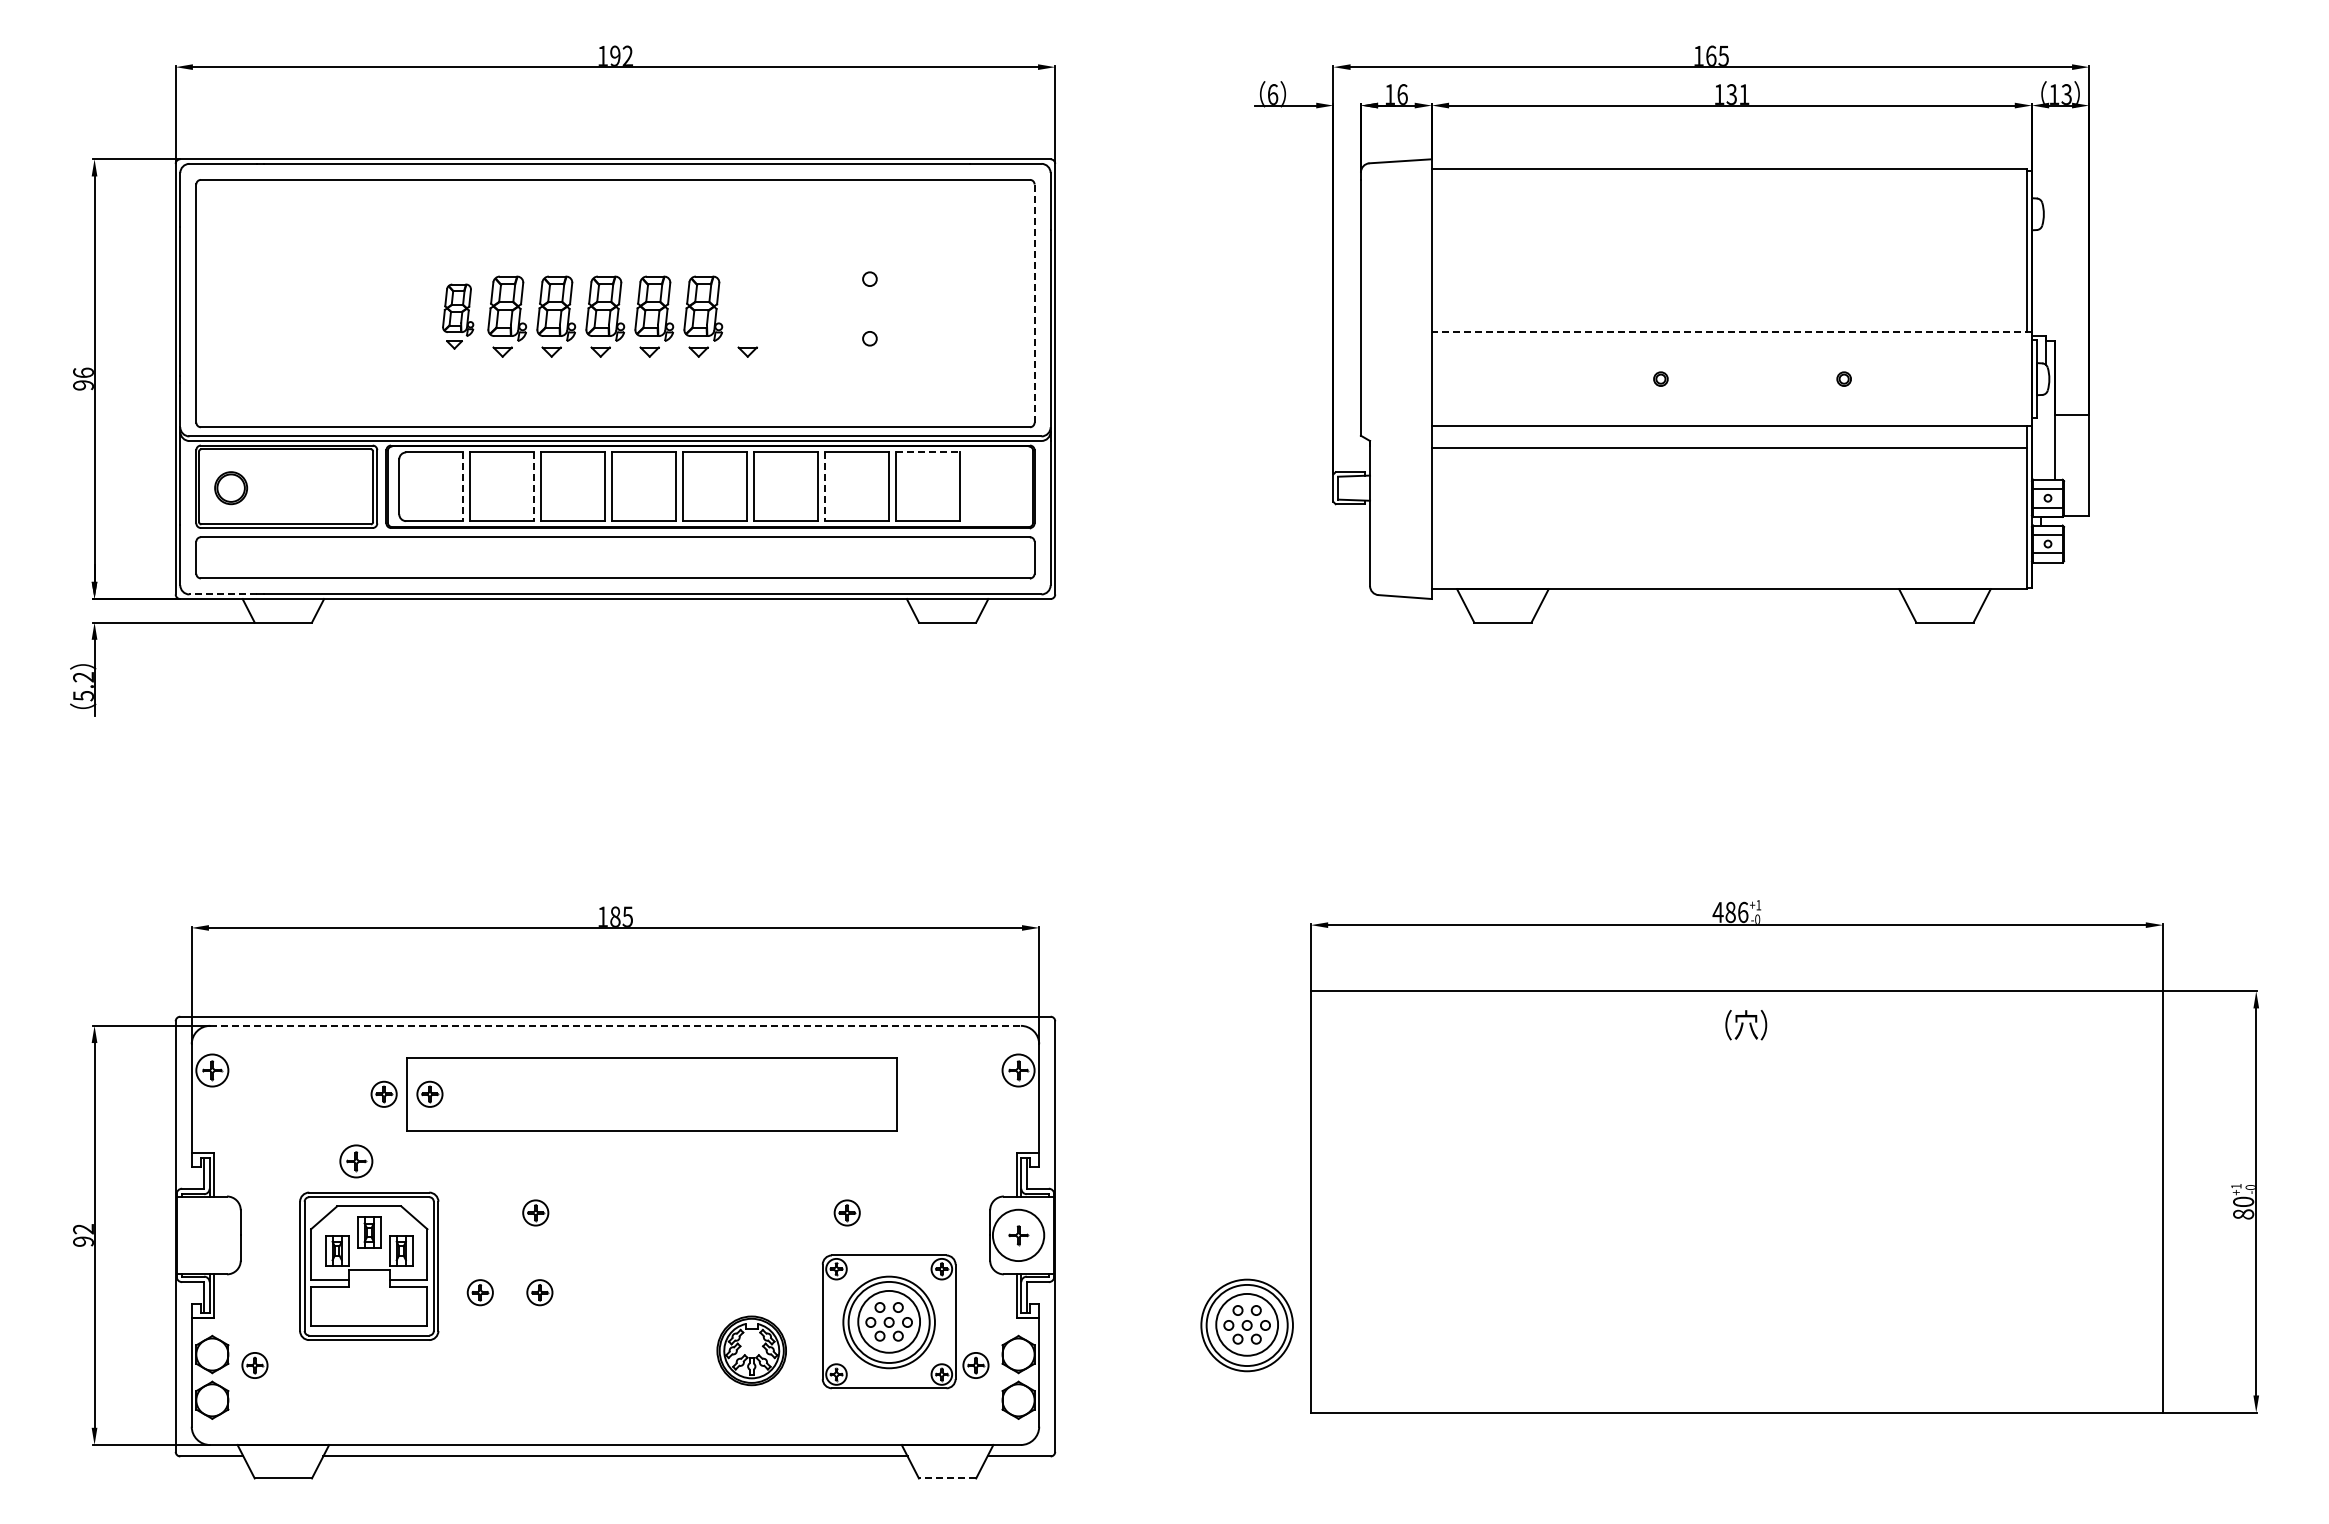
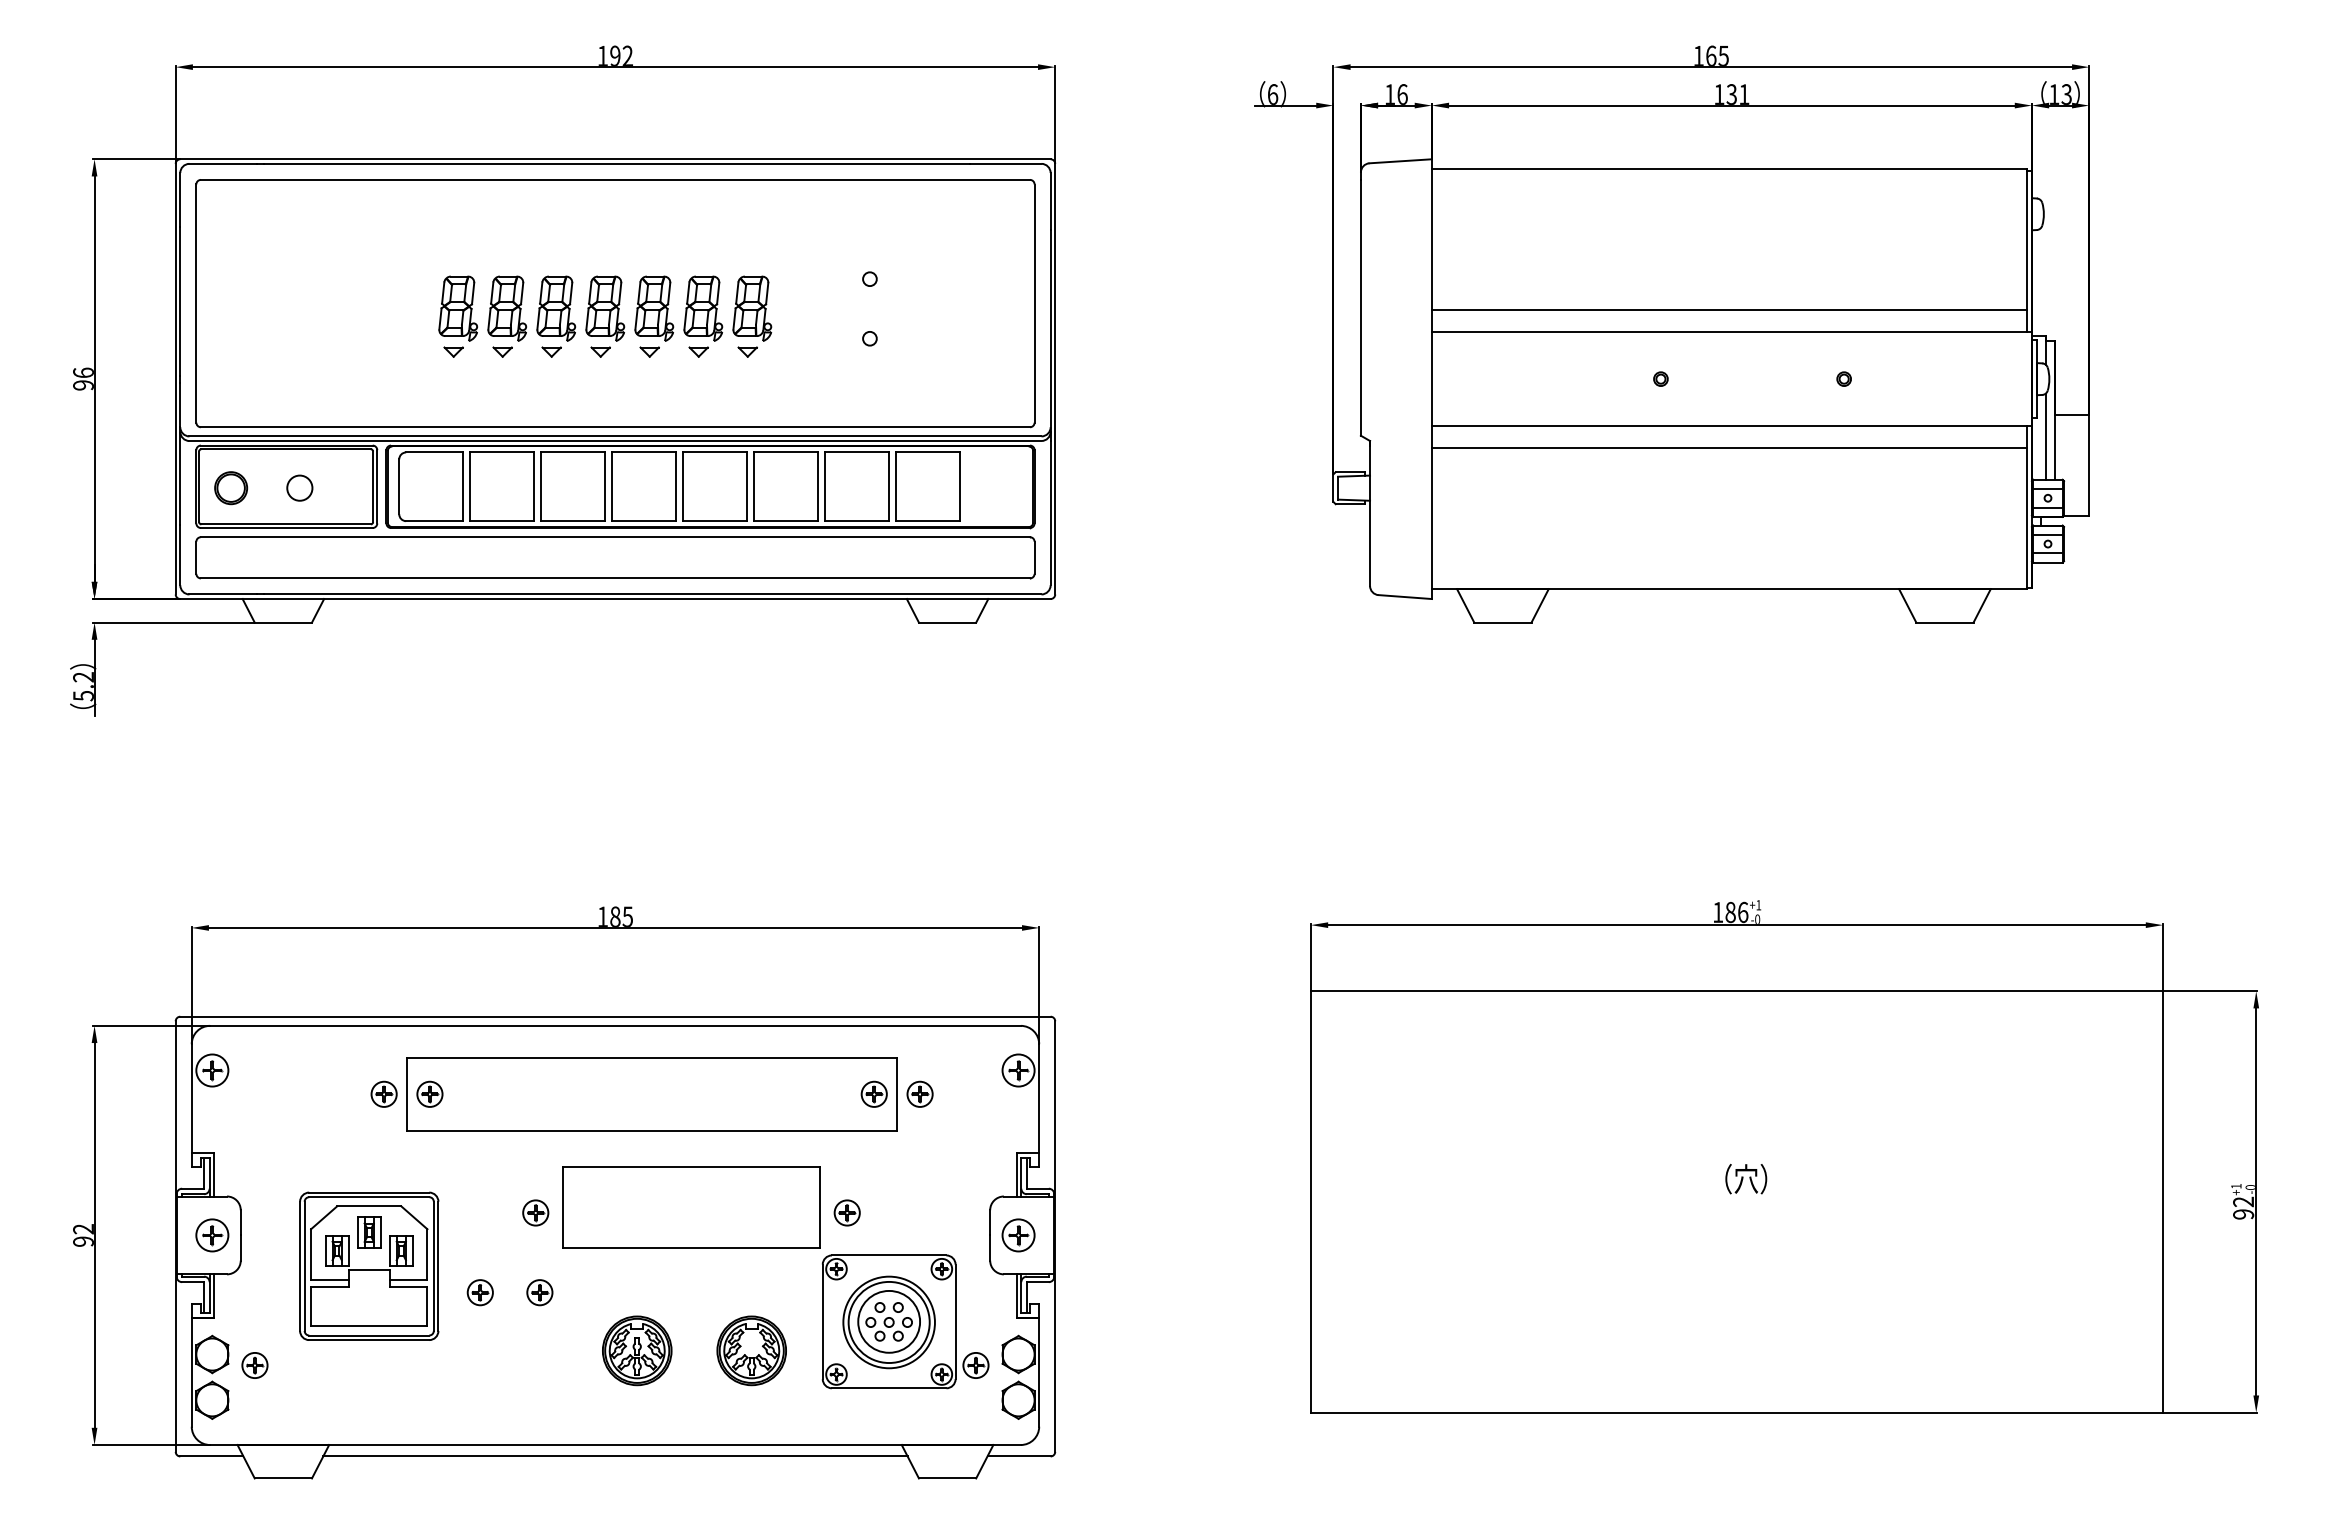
line: dashed -> solid (1034, 303)
part: none -> present (752, 308)
line: none -> present (1729, 310)
part size: 33x67 px -> 40x83 px (457, 316)
line: dashed -> solid (1731, 332)
line: none -> present (2045, 436)
line: dashed -> solid (928, 452)
circle: none -> present (299, 487)
line: dashed -> solid (463, 487)
line: dashed -> solid (534, 487)
line: dashed -> solid (825, 487)
line: dashed -> solid (223, 594)
text: 486 -> 186 (1717, 912)
line: dashed -> solid (615, 1025)
text position: (1746, 1025) -> (1746, 1179) (1746, 1179)
part: none -> present (873, 1093)
part: none -> present (919, 1093)
part position: (356, 1161) -> (212, 1235) (212, 1235)
part: none -> present (691, 1207)
text: 80 -> 92 (2243, 1207)
circle diameter: 51 px -> 32 px (1018, 1235)
part: present -> none (1246, 1325)
part: none -> present (637, 1350)
line: dashed -> solid (947, 1478)
